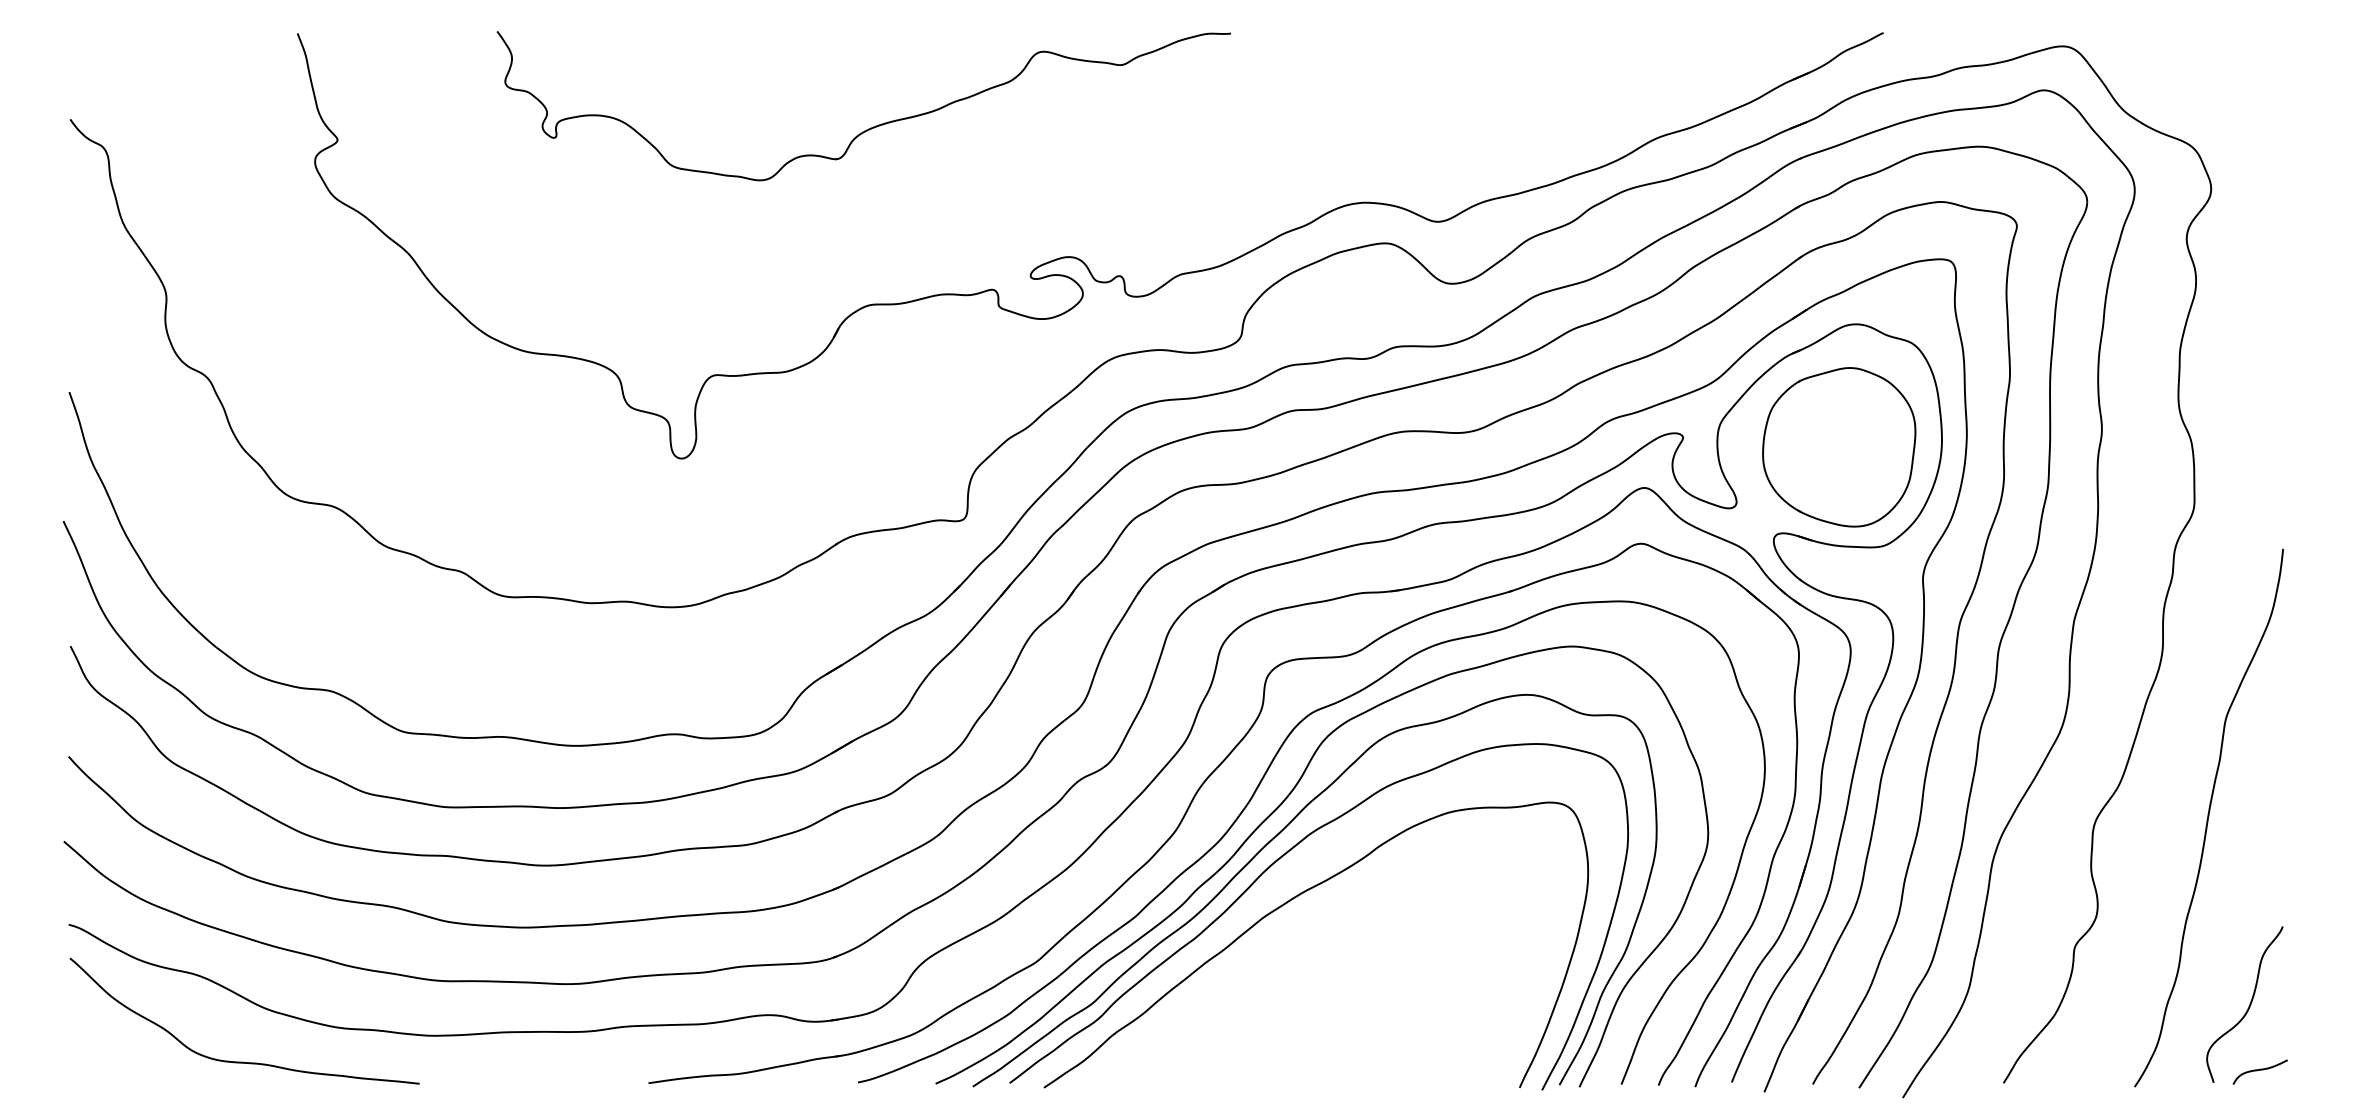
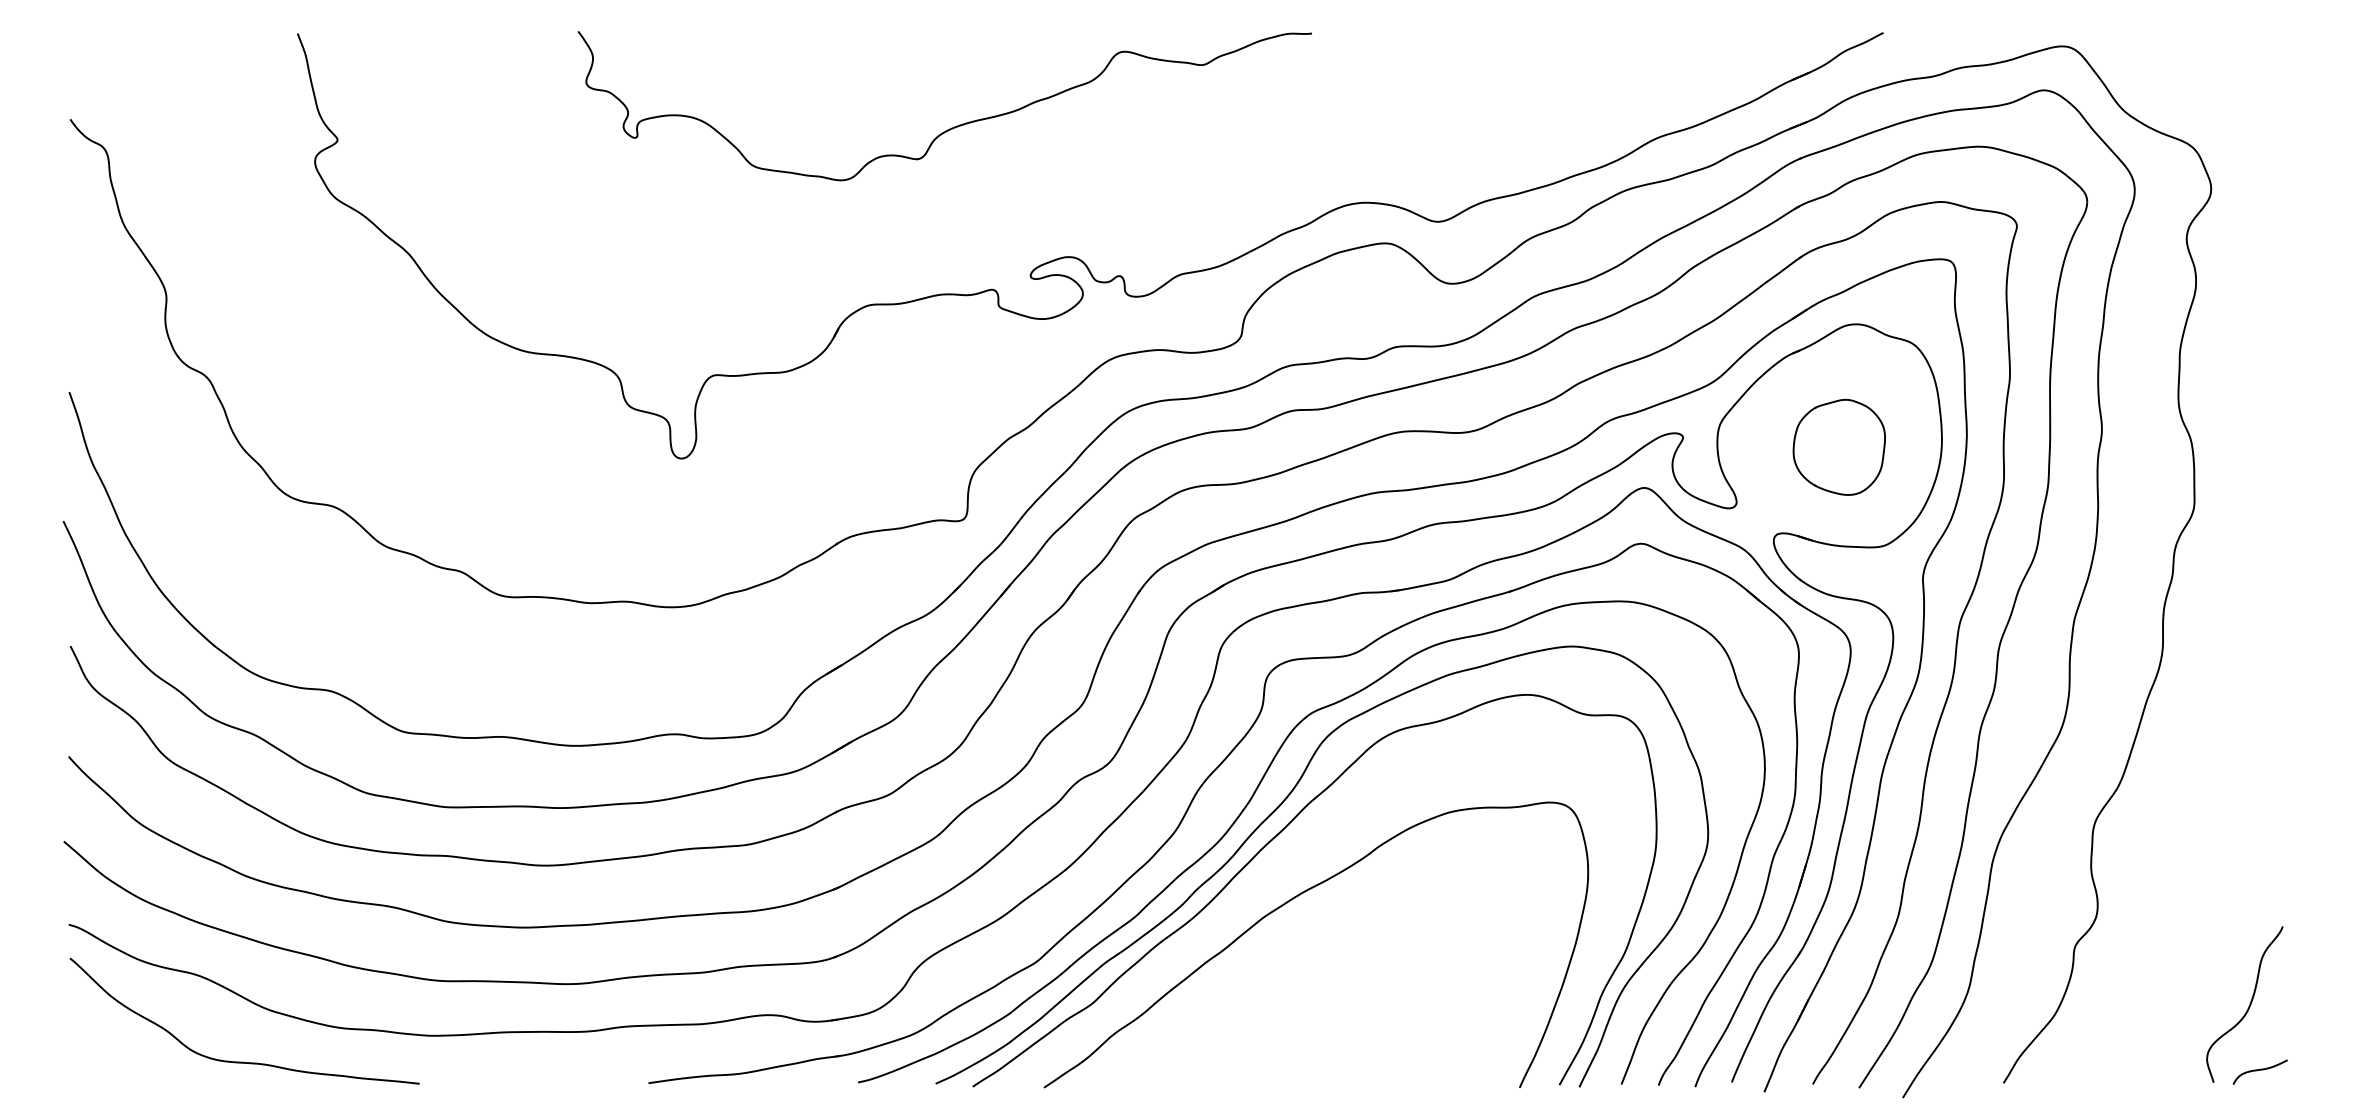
part position: (870, 127) -> (951, 127) (951, 127)
part size: 155x161 px -> 94x98 px (1838, 446)
curve: present -> none (2208, 817)
curve: present -> none (1276, 862)
